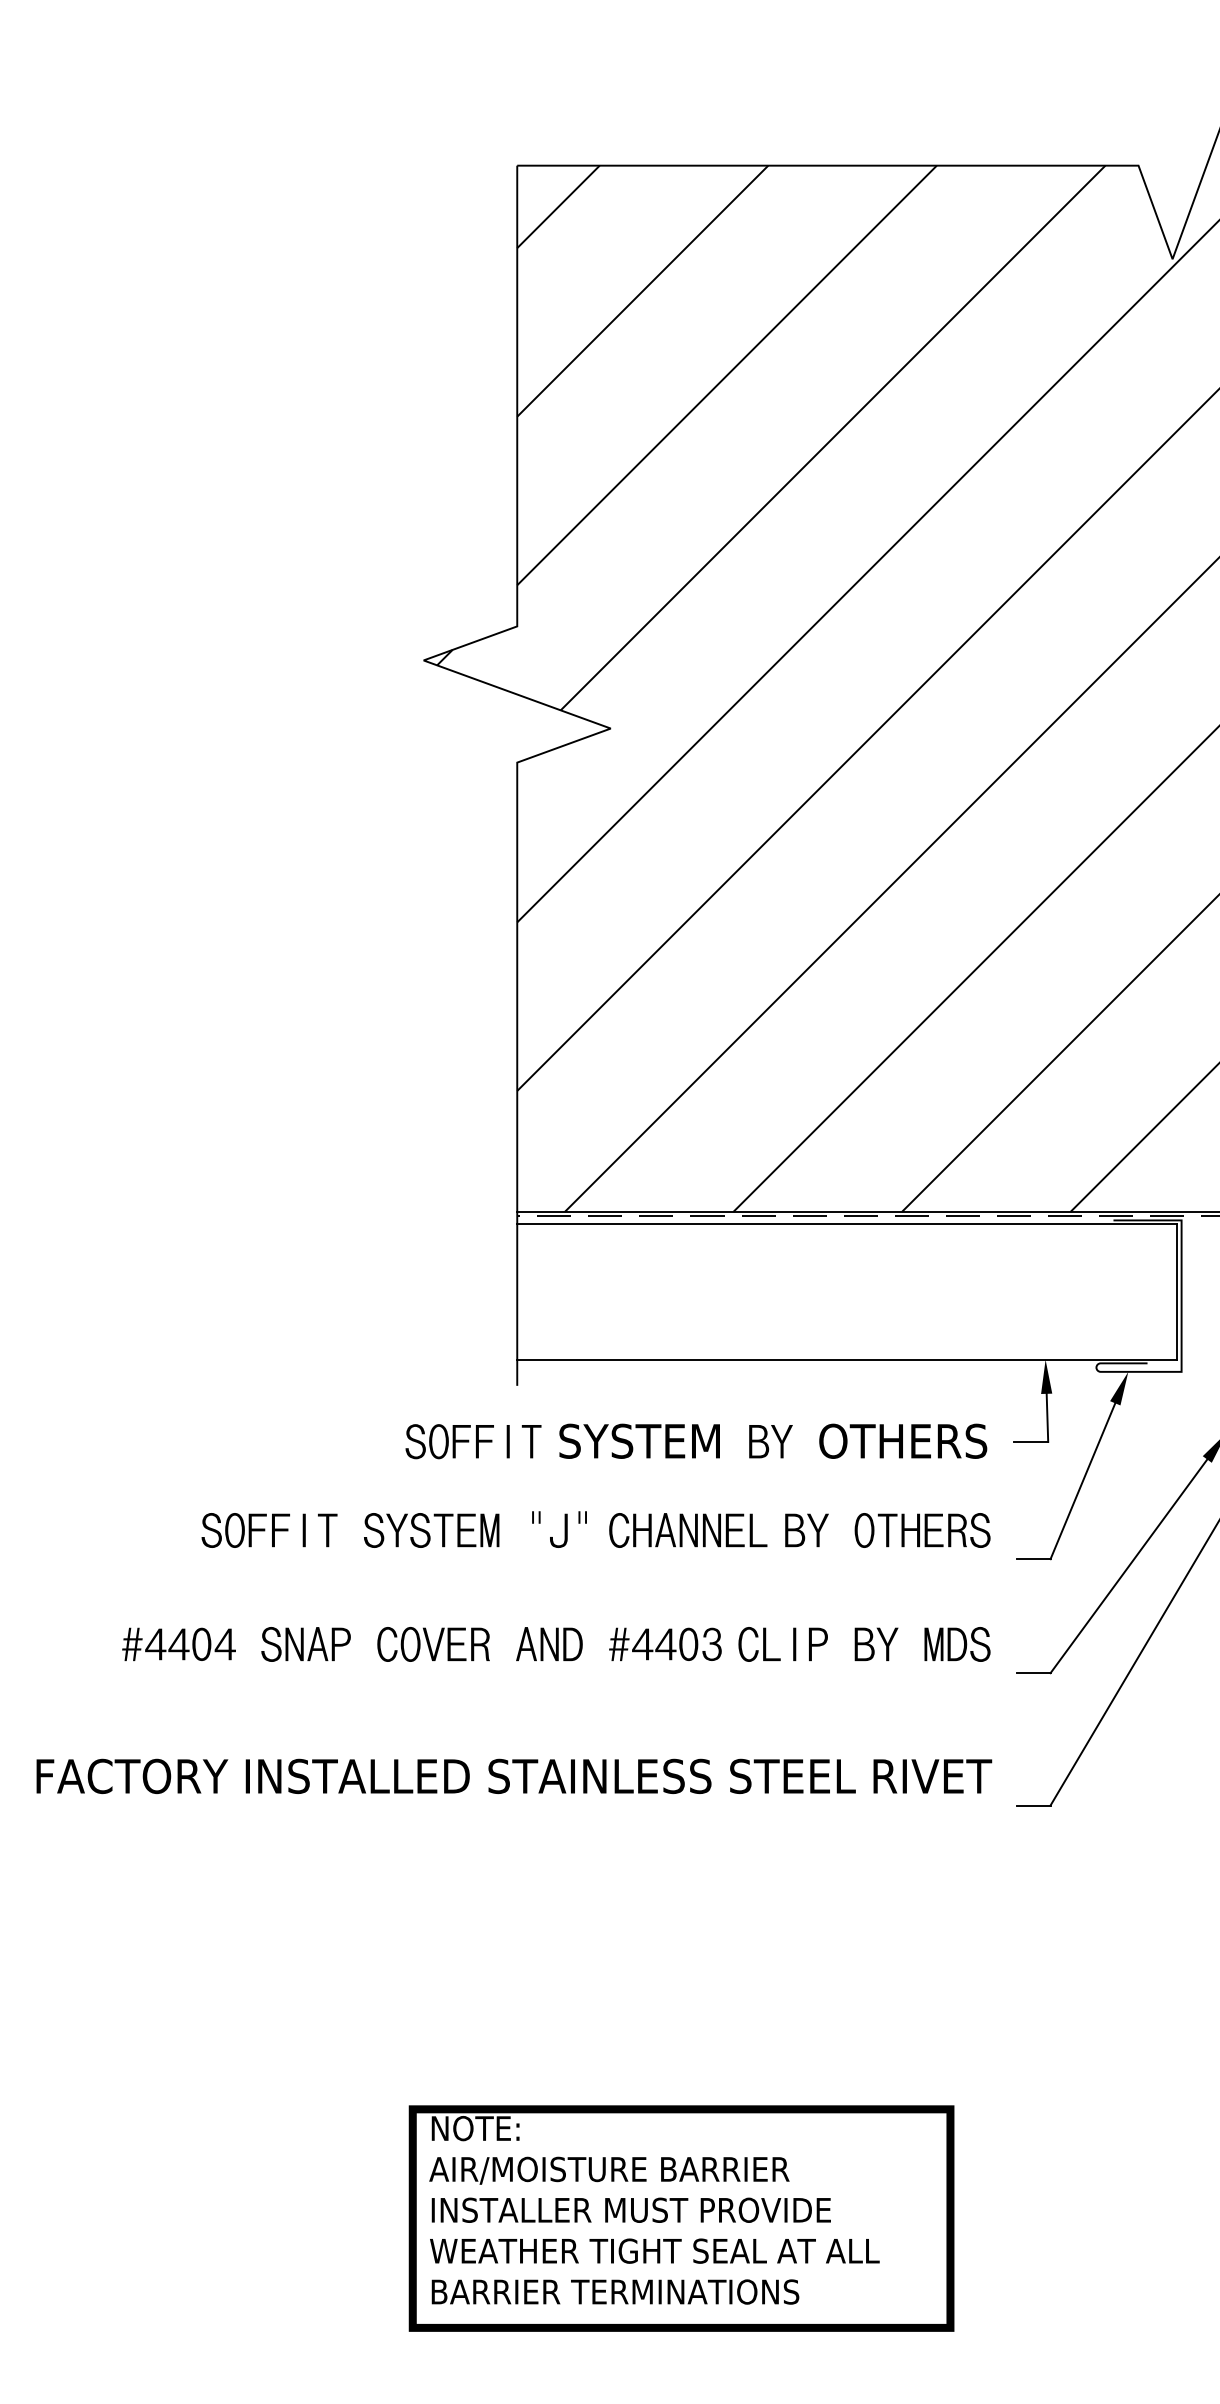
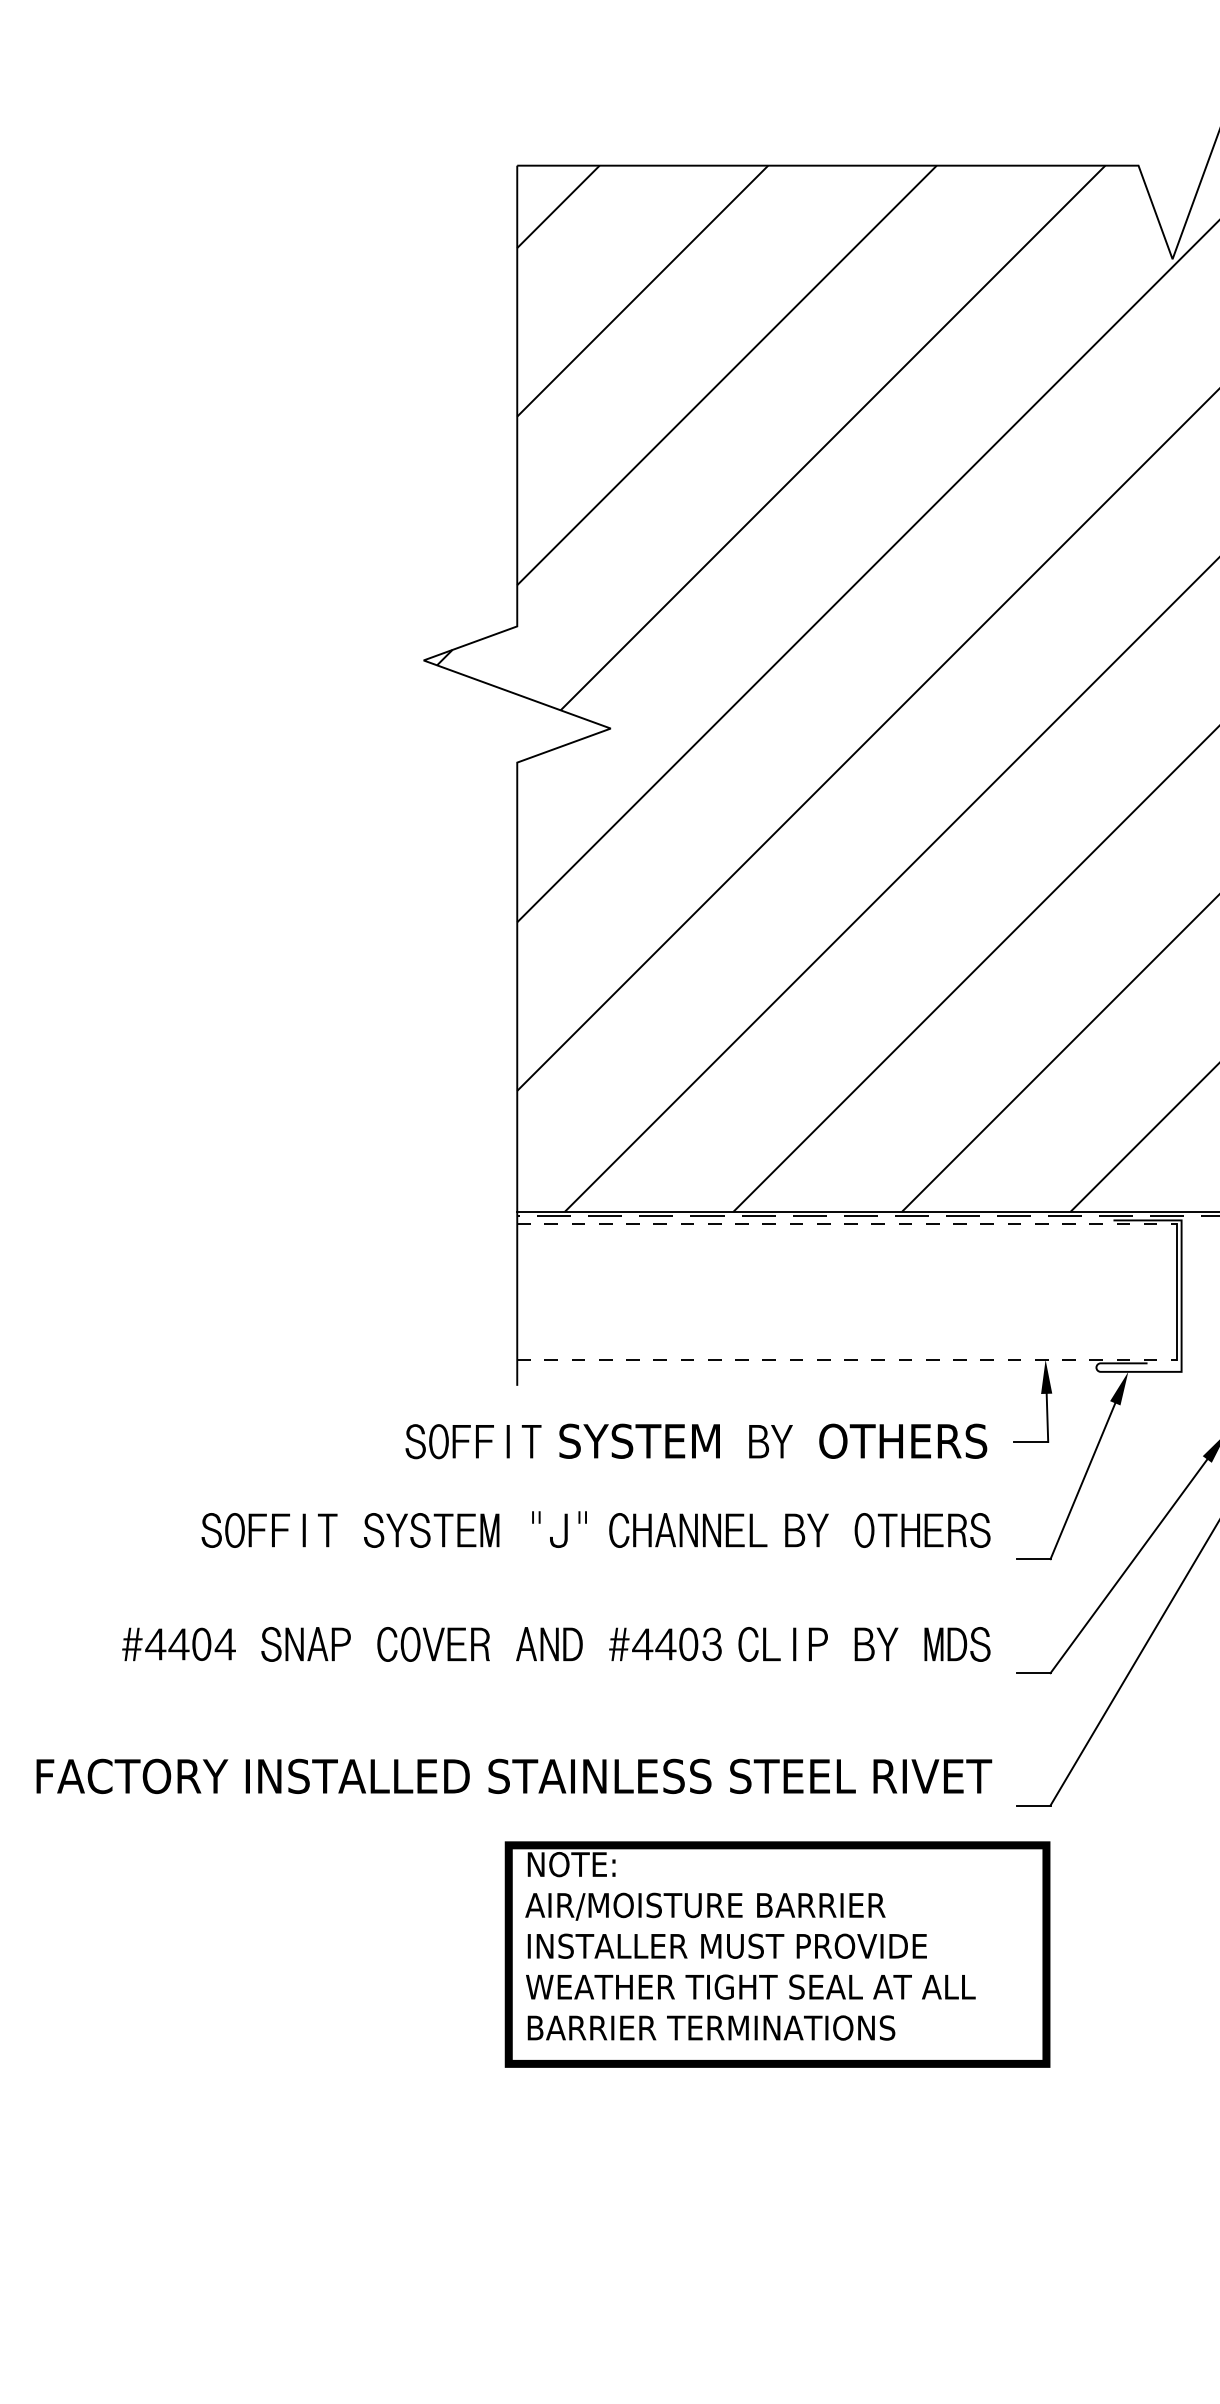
line: solid -> dashed (846, 1223)
line: solid -> dashed (846, 1359)
text position: (681, 2218) -> (777, 1954) (777, 1954)
